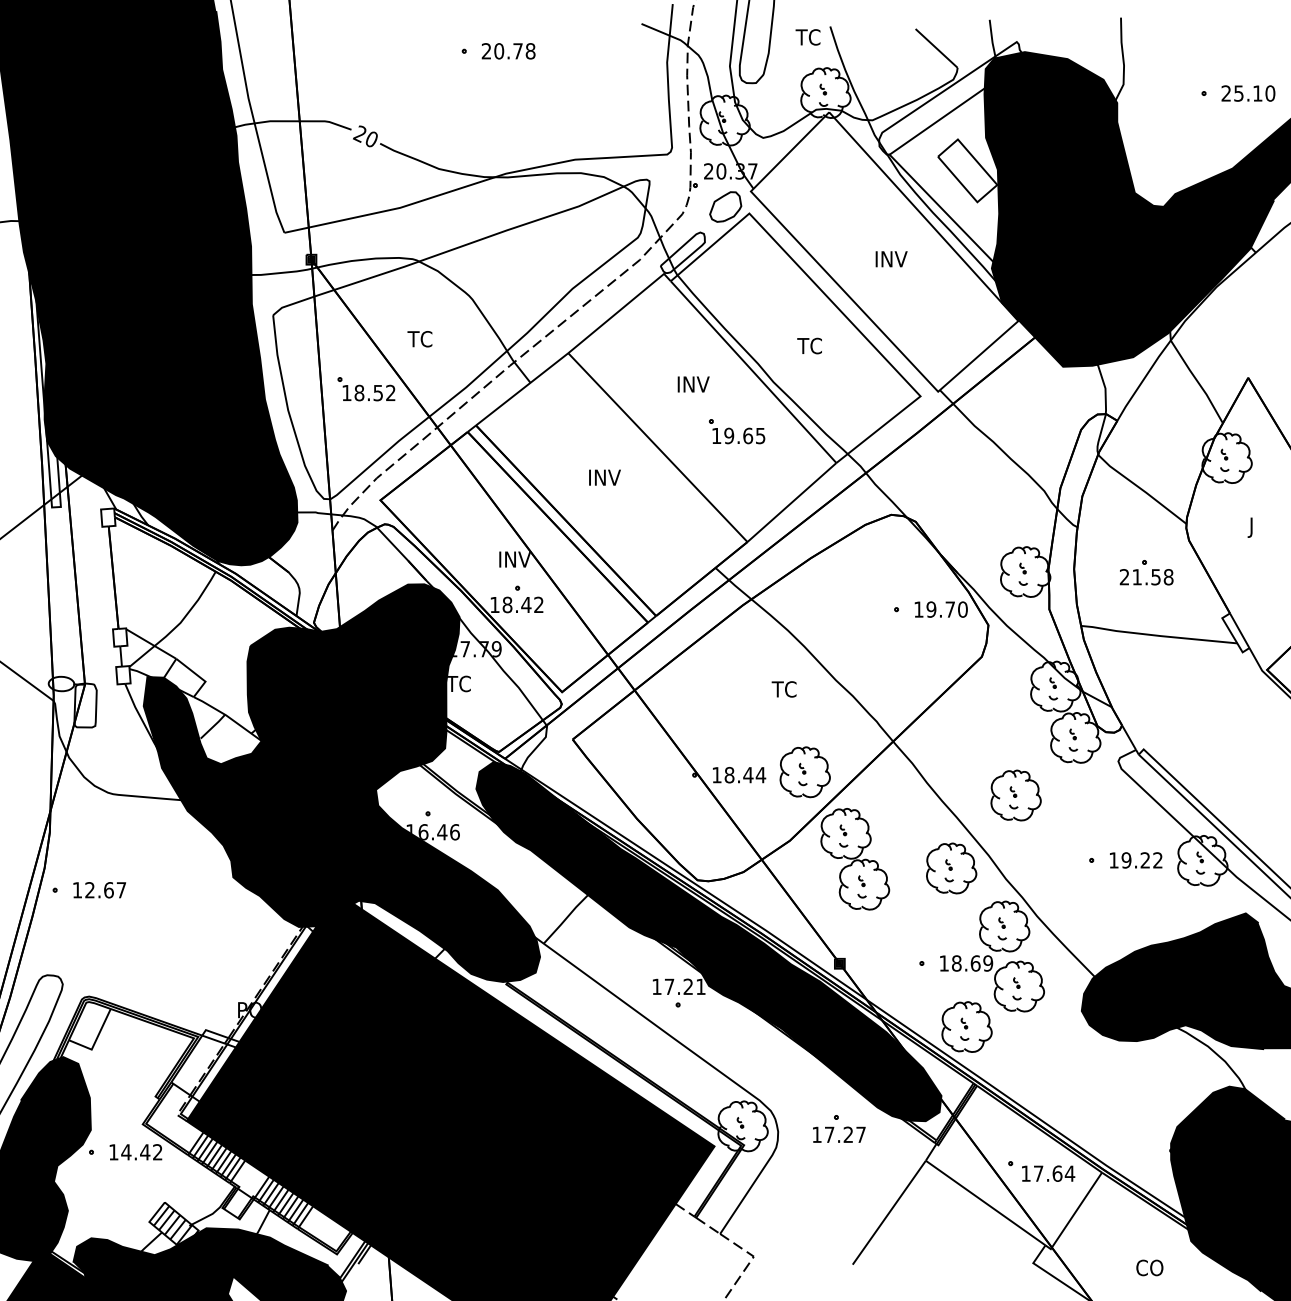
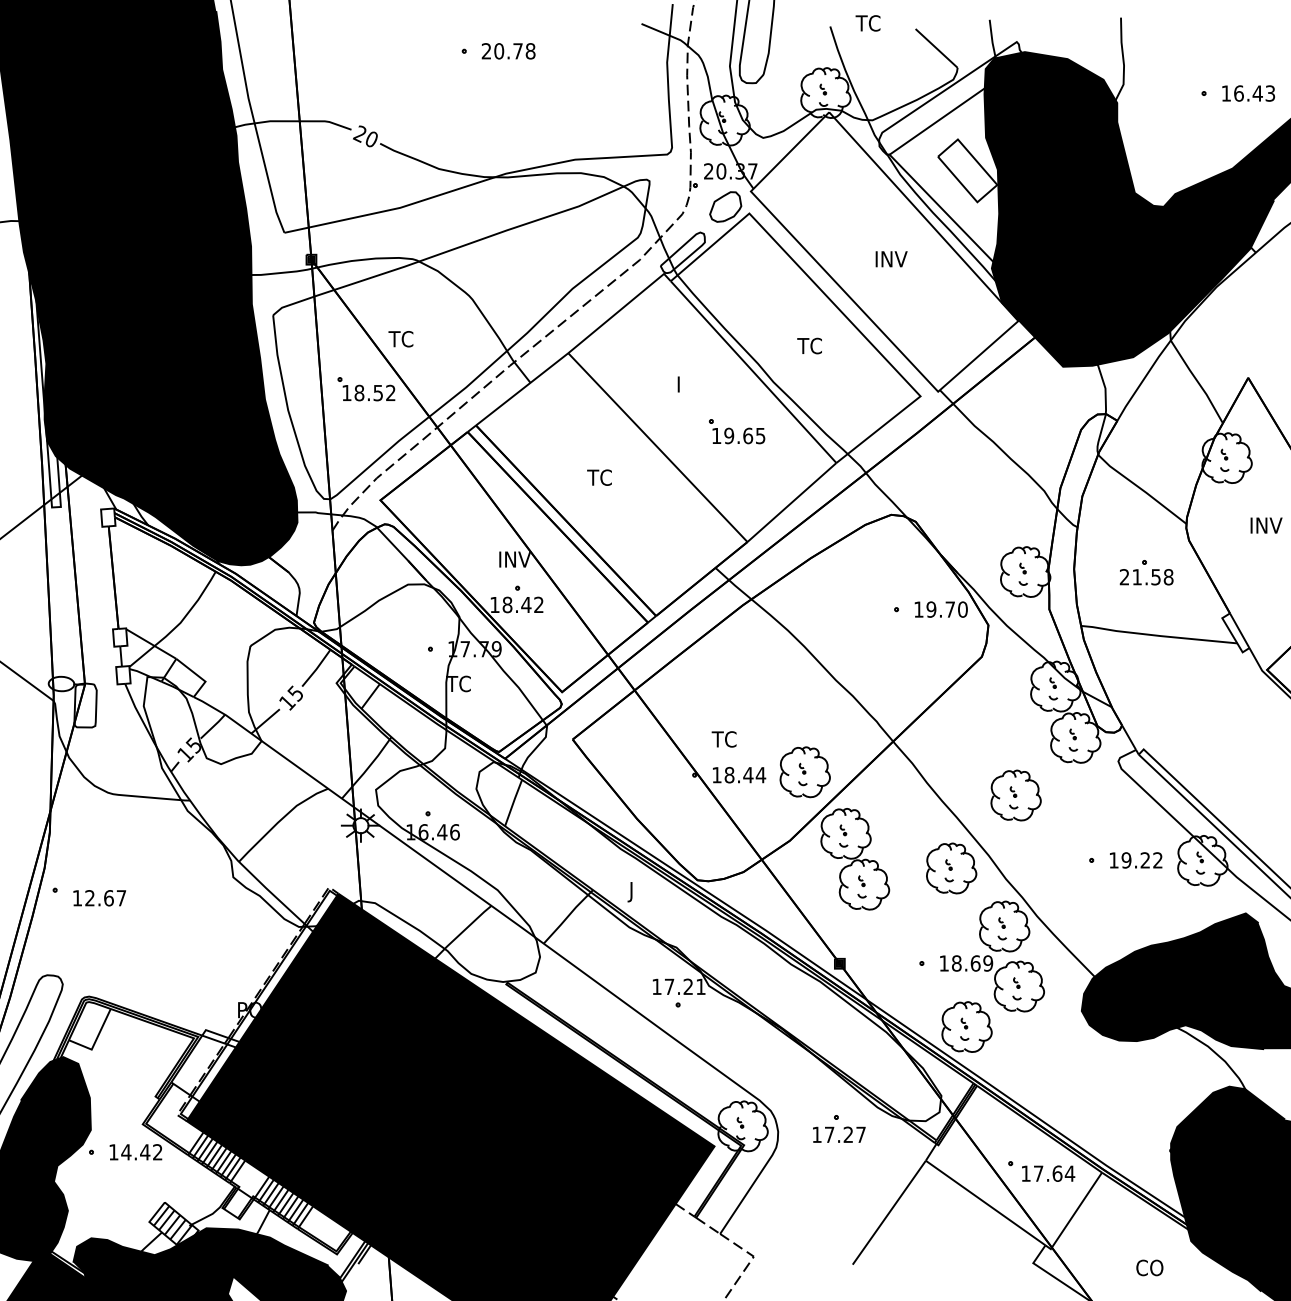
text position: (807, 37) -> (867, 23) (867, 23)
text: 25.10 -> 16.43 (1248, 93)
text position: (419, 339) -> (400, 339) (400, 339)
text: INV -> I (696, 384)
text: INV -> TC (603, 477)
text: J -> INV (1264, 527)
text position: (783, 689) -> (723, 739) (723, 739)
fill: present -> none (341, 783)
text position: (99, 890) -> (99, 898) (99, 898)
fill: present -> none (708, 941)
